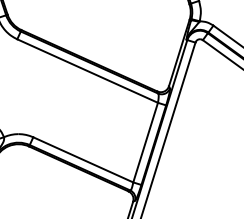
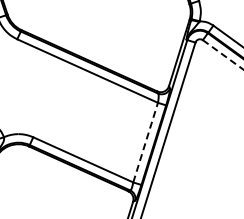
line: solid -> dashed (223, 54)
line: solid -> dashed (145, 142)
